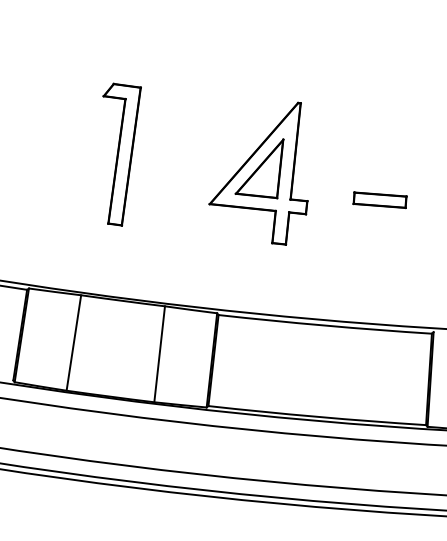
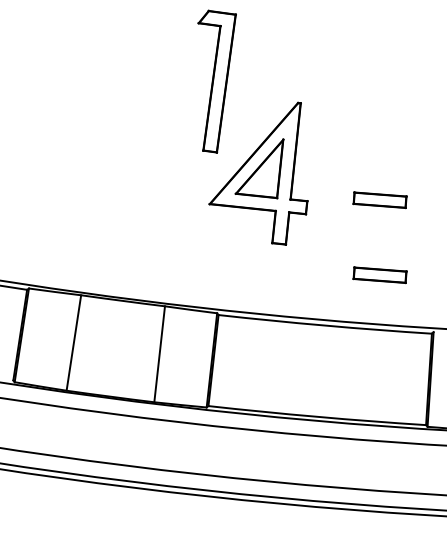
part position: (121, 154) -> (216, 81) (216, 81)
part: none -> present (379, 275)
